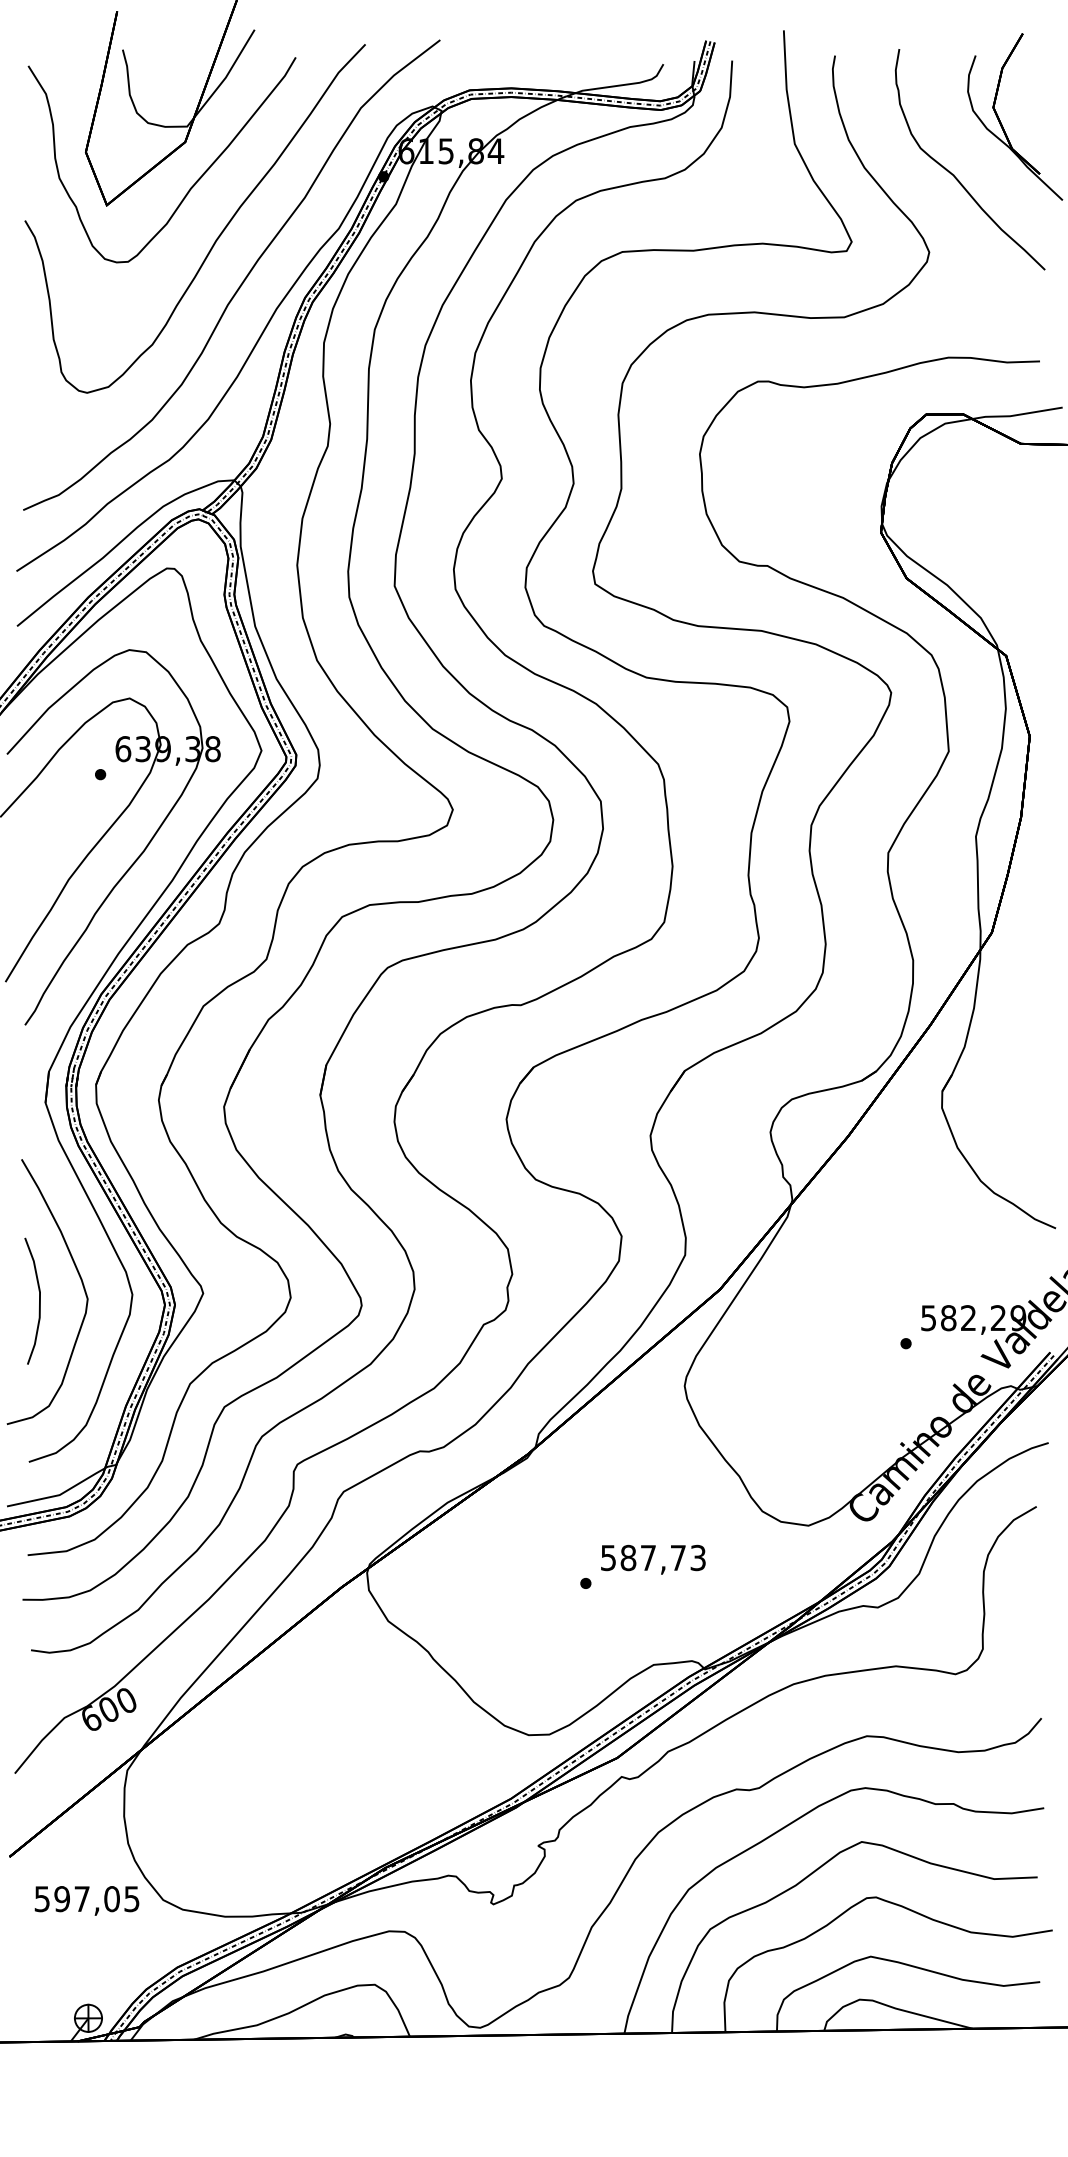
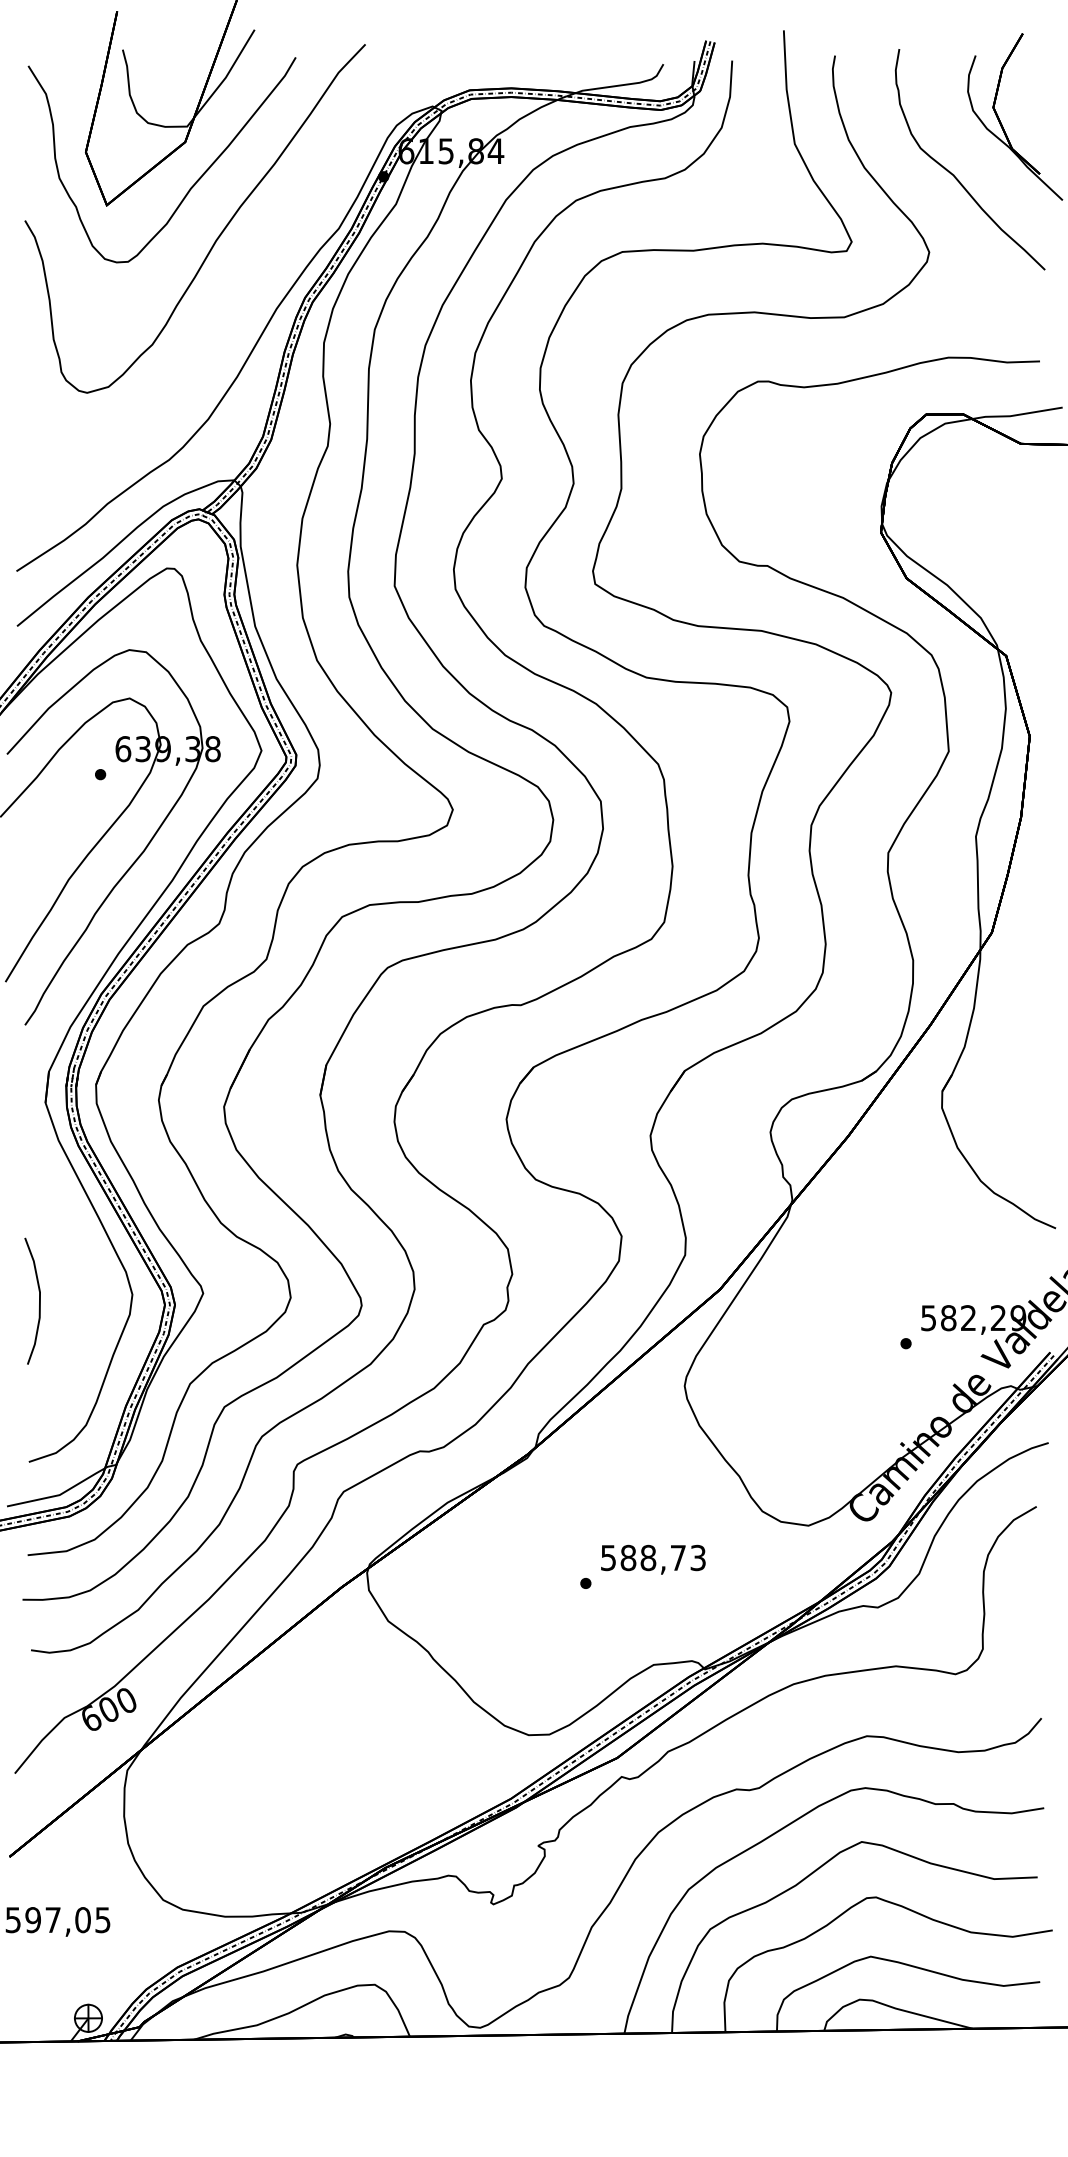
curve: present -> none (241, 282)
curve: present -> none (80, 1280)
text: 587,73 -> 588,73 (648, 1557)
text position: (86, 1900) -> (57, 1921) (57, 1921)
